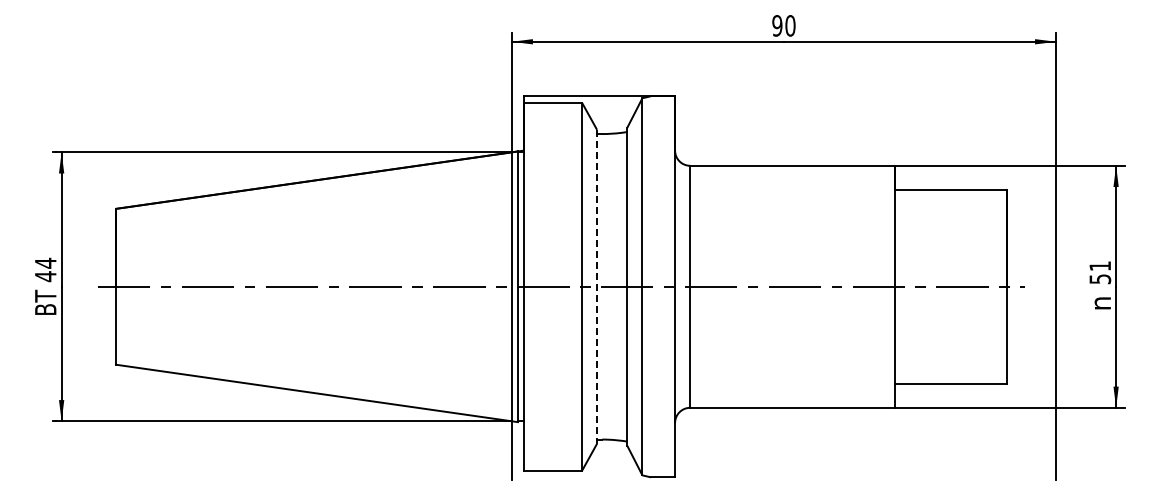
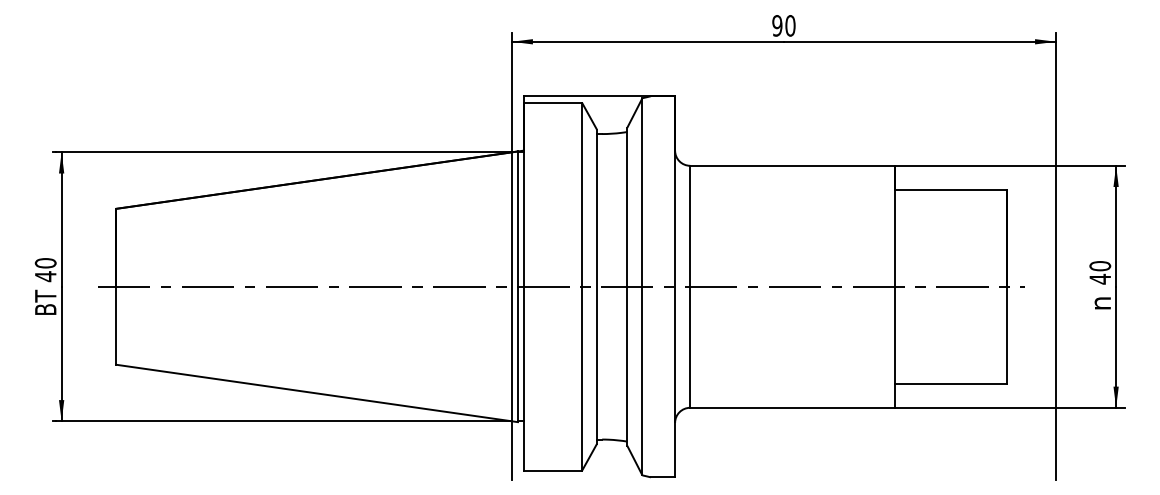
text: 44 -> 40 (45, 262)
text: 51 -> 40 (1100, 272)
line: dashed -> solid (597, 286)
